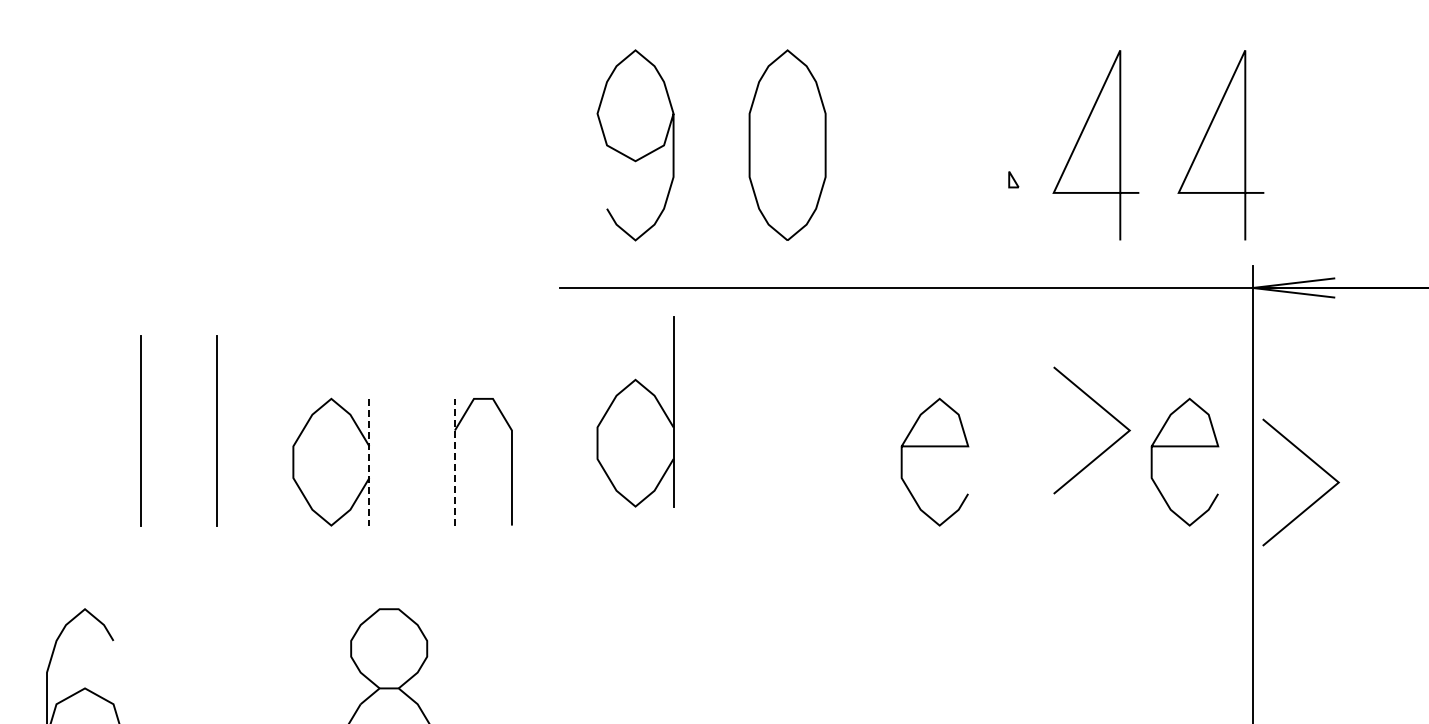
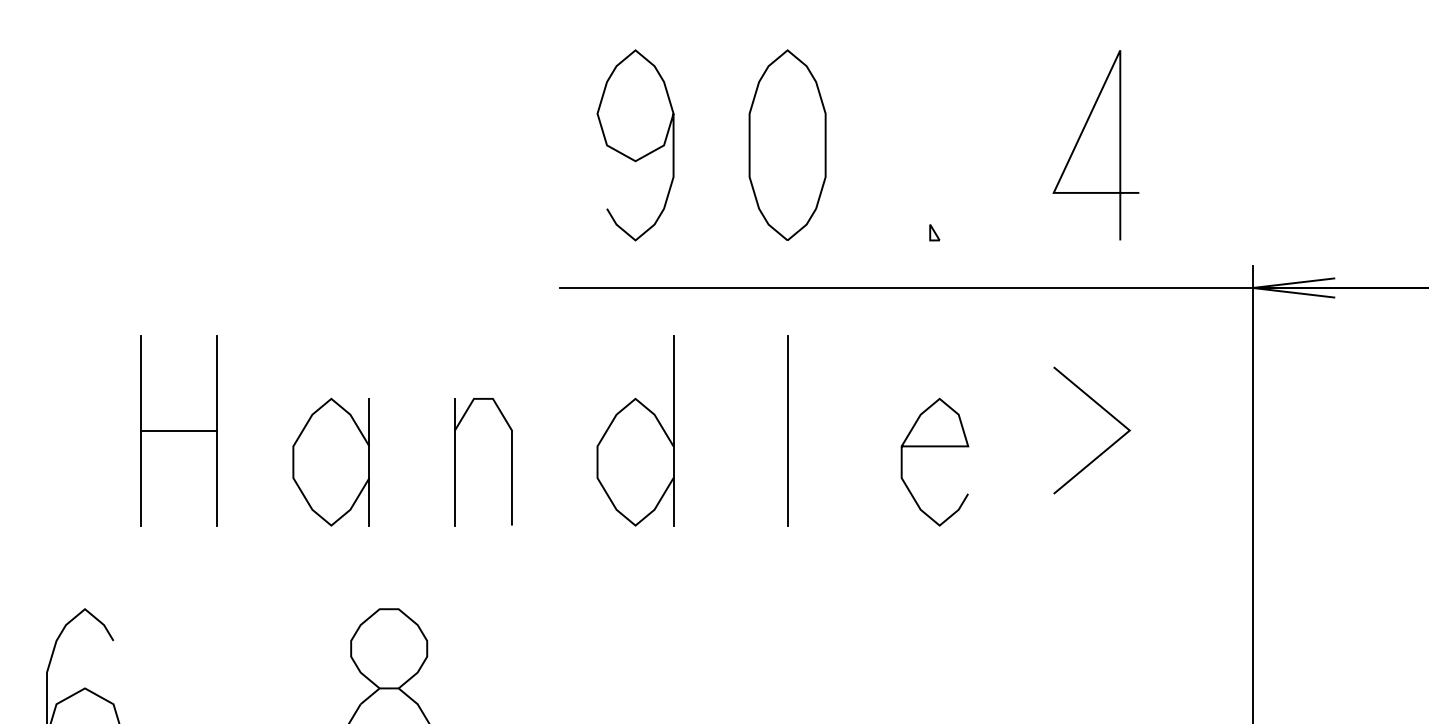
line: present -> none (1205, 138)
part position: (1013, 179) -> (934, 232) (934, 232)
part position: (635, 411) -> (635, 430) (635, 430)
line: none -> present (179, 430)
line: none -> present (787, 430)
curve: present -> none (1184, 447)
line: dashed -> solid (454, 461)
line: dashed -> solid (369, 462)
line: present -> none (1316, 465)
